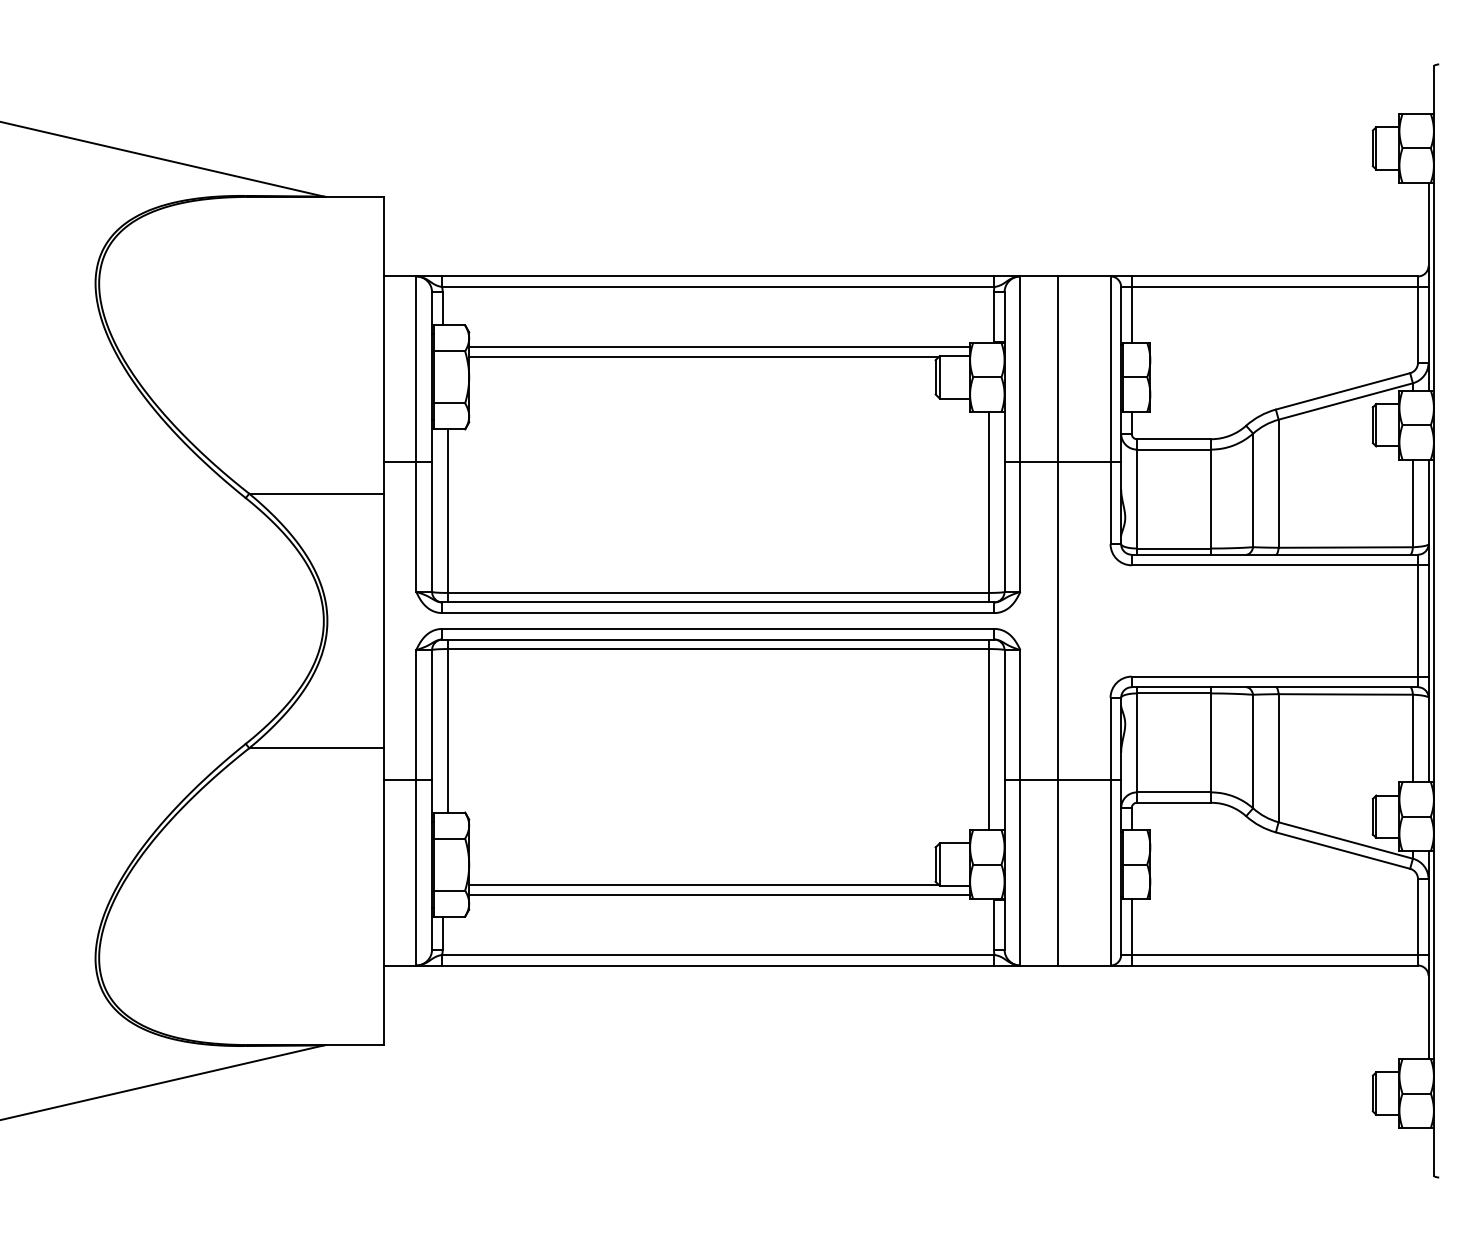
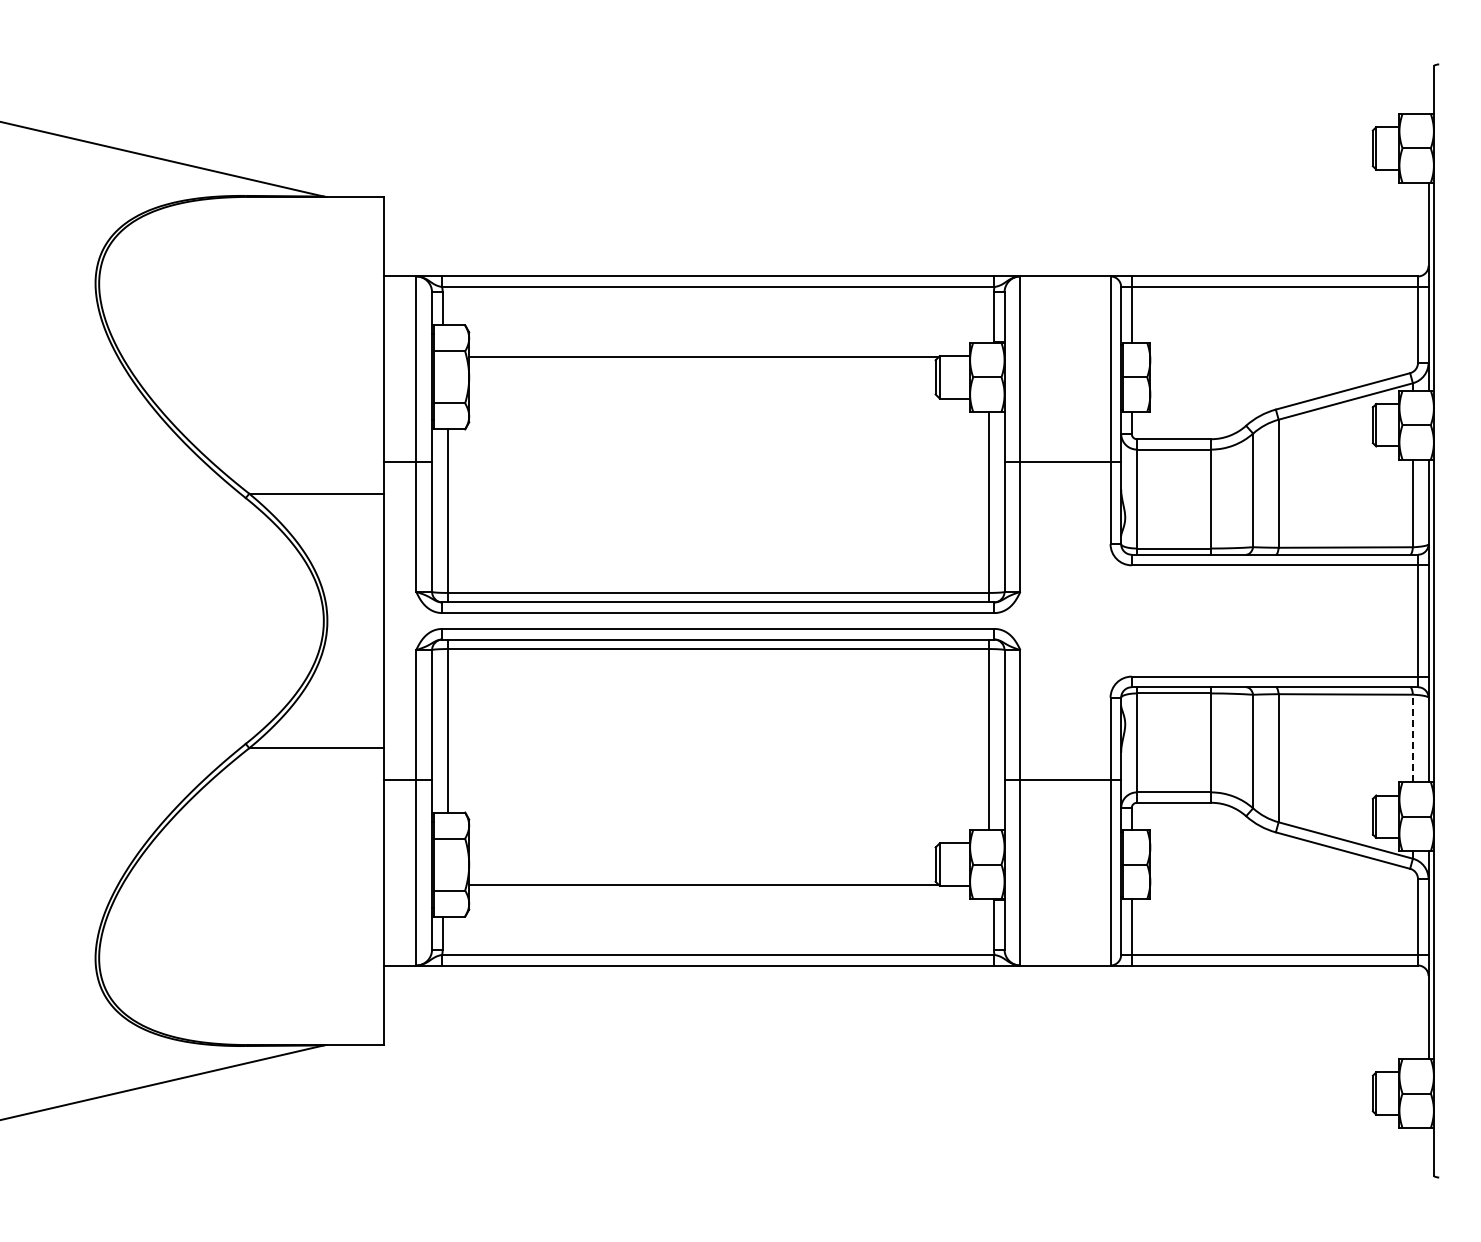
line: present -> none (719, 346)
line: present -> none (1057, 620)
line: solid -> dashed (1412, 738)
line: present -> none (719, 895)
